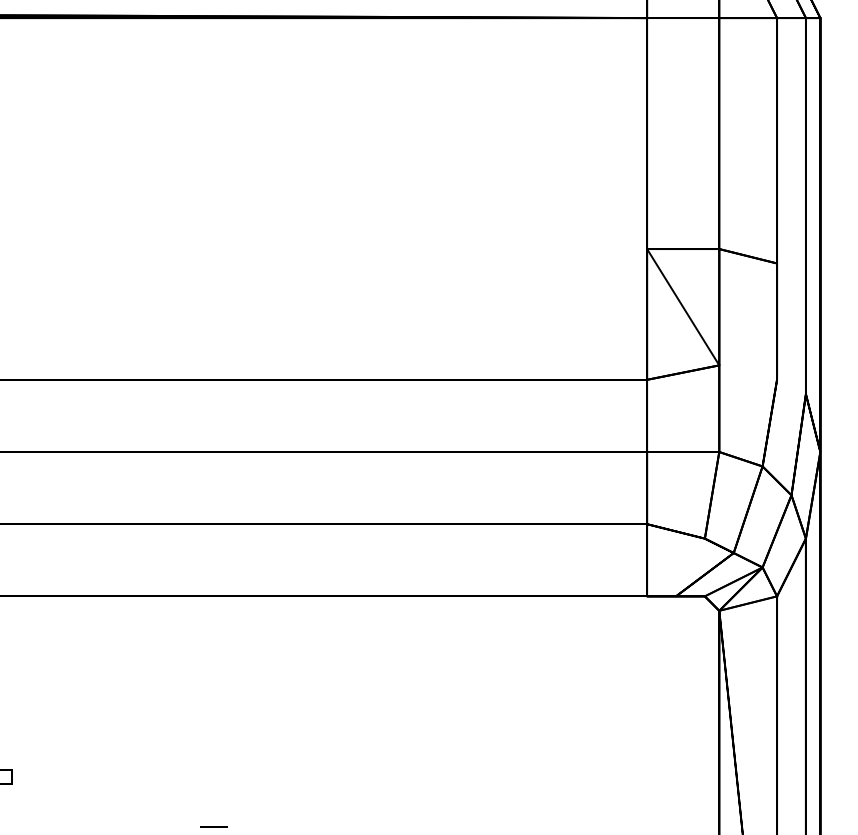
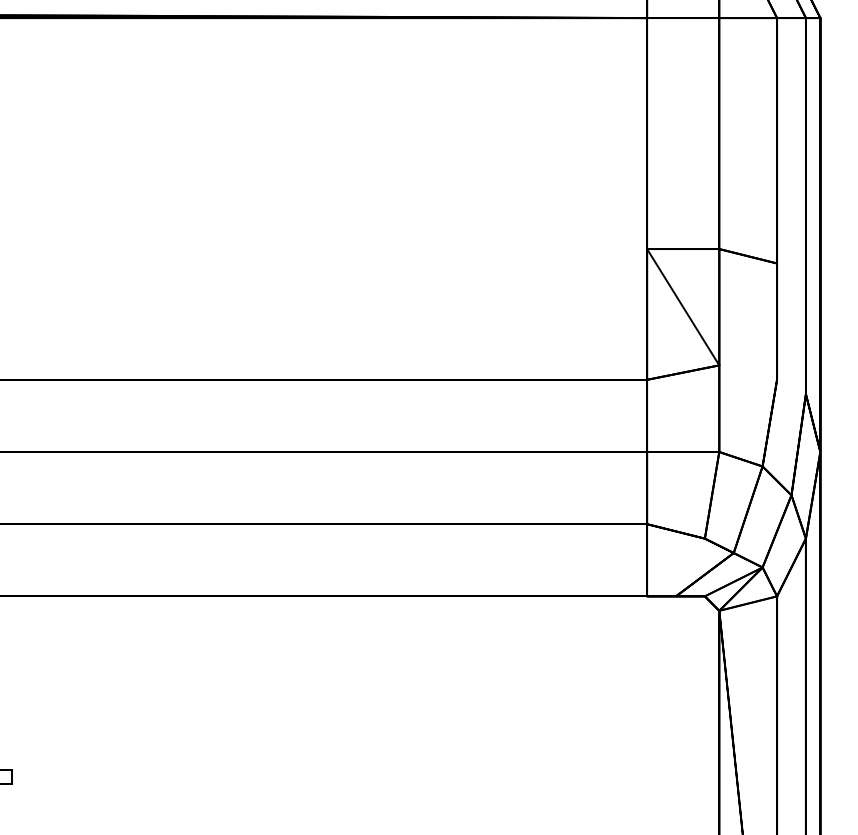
line: present -> none (213, 826)
